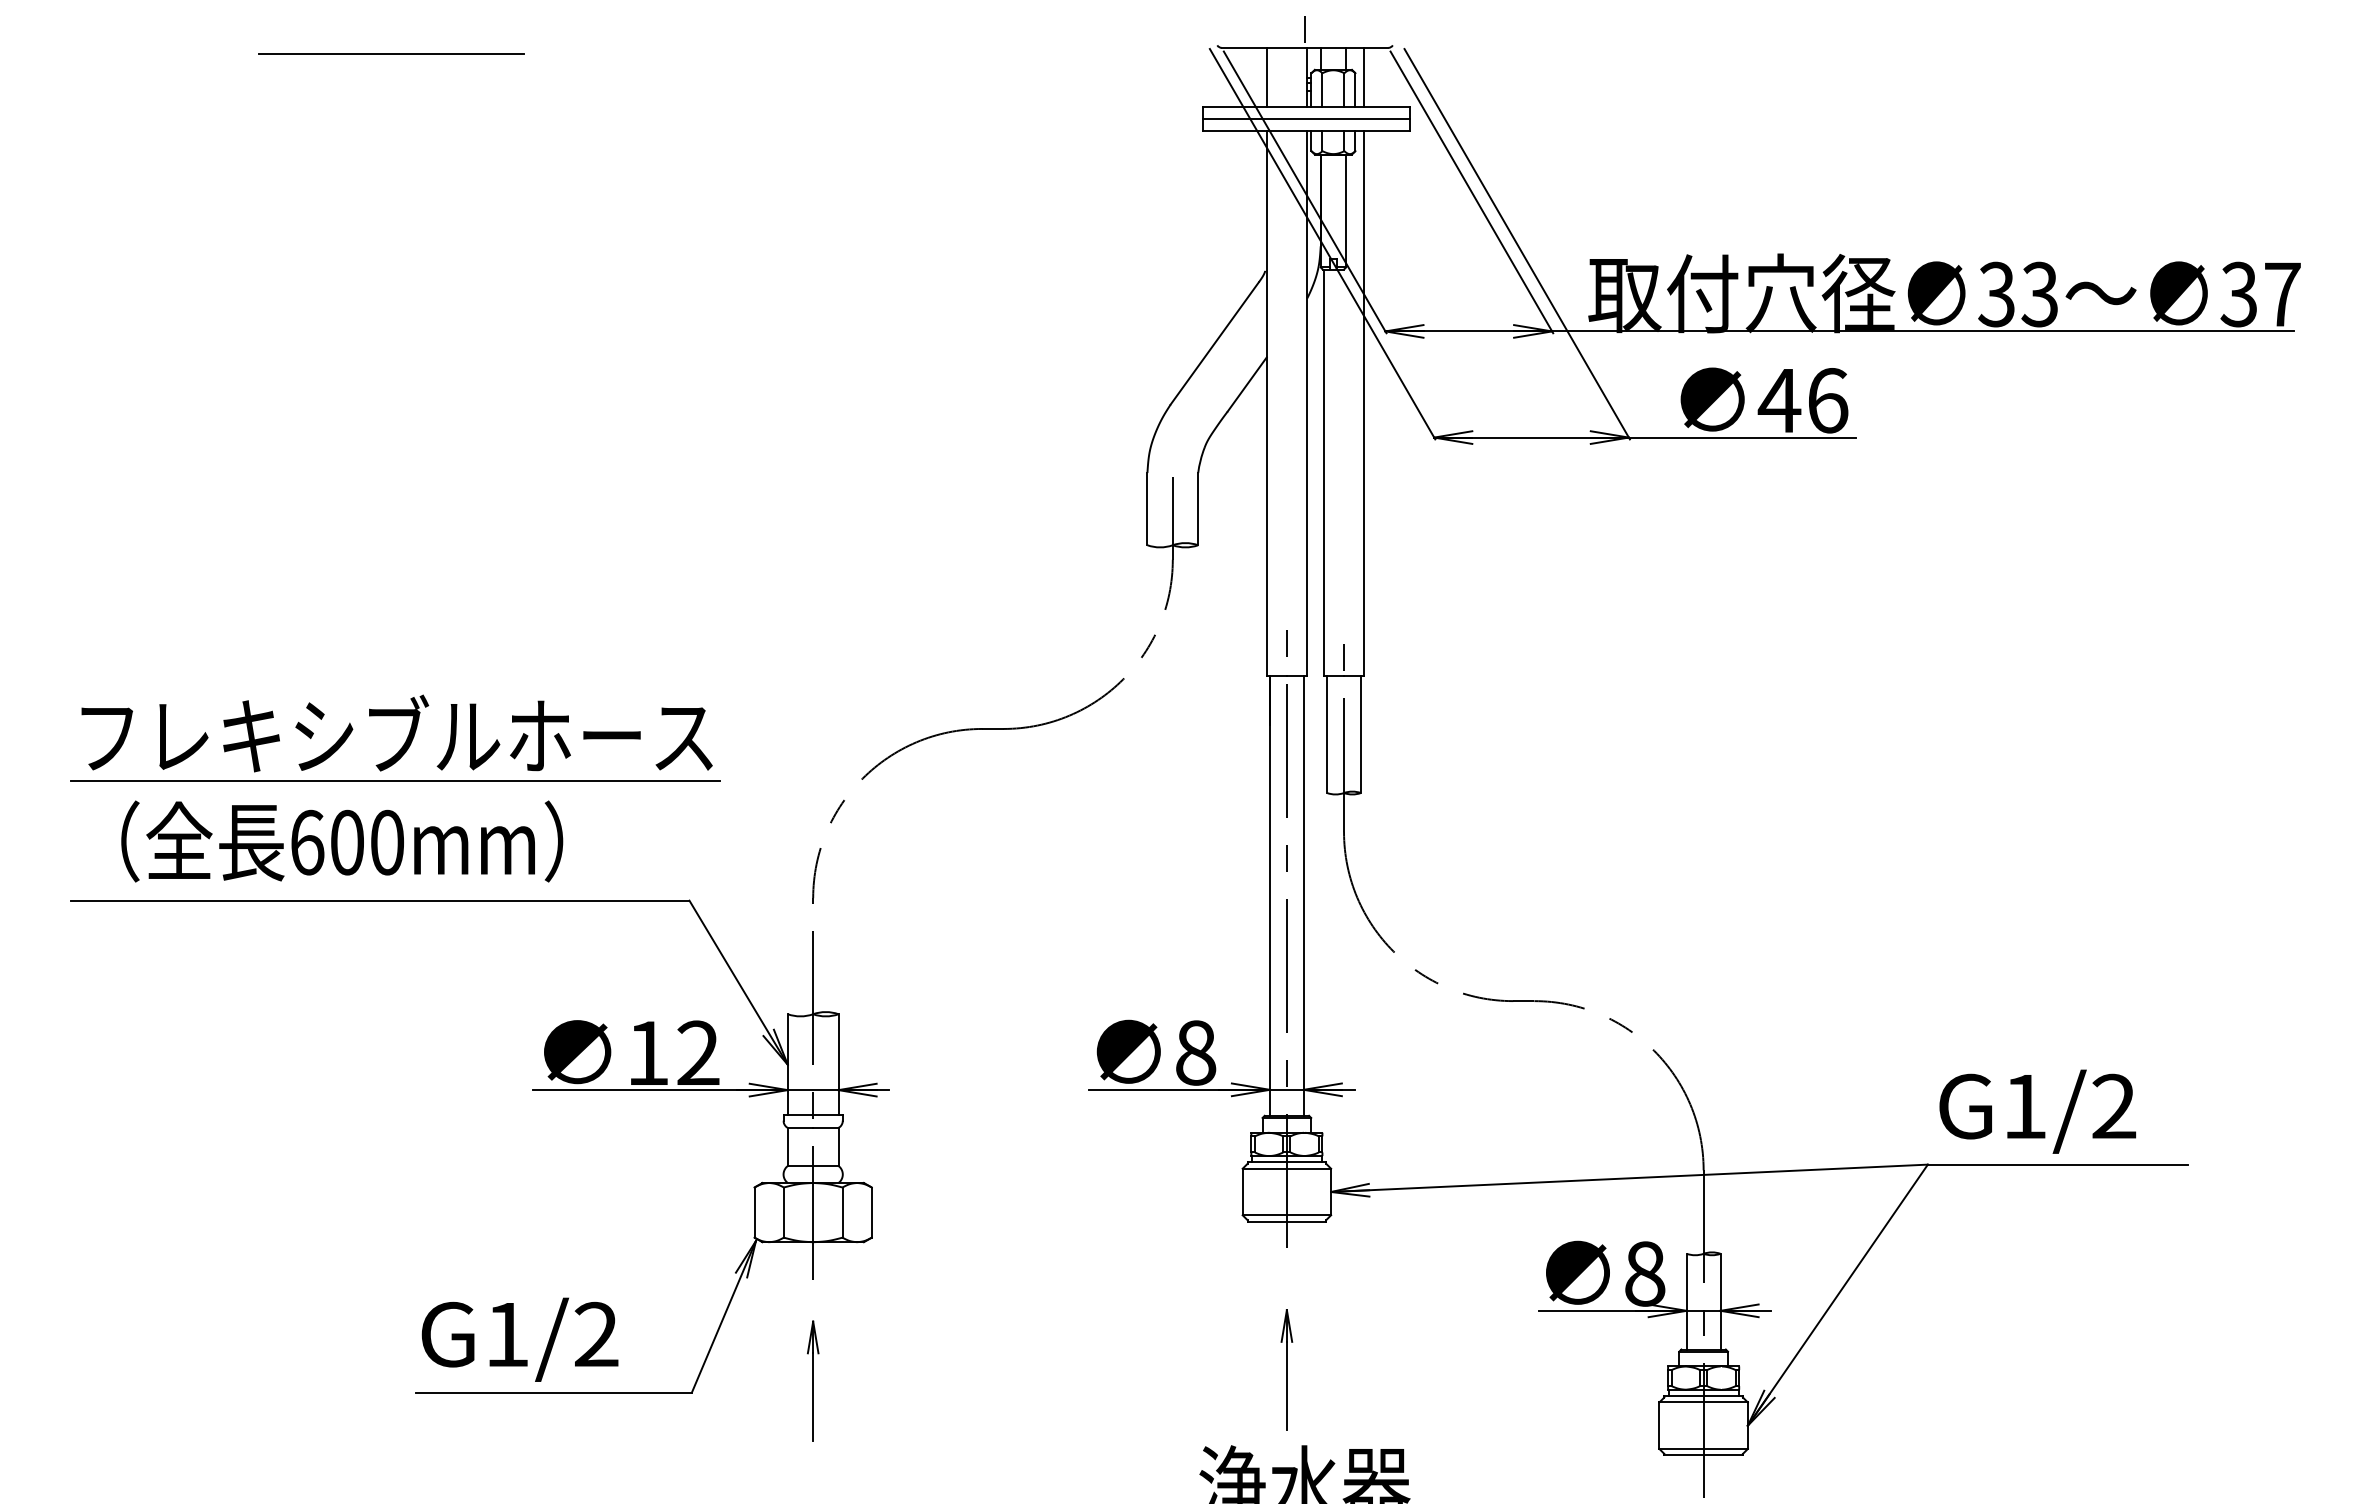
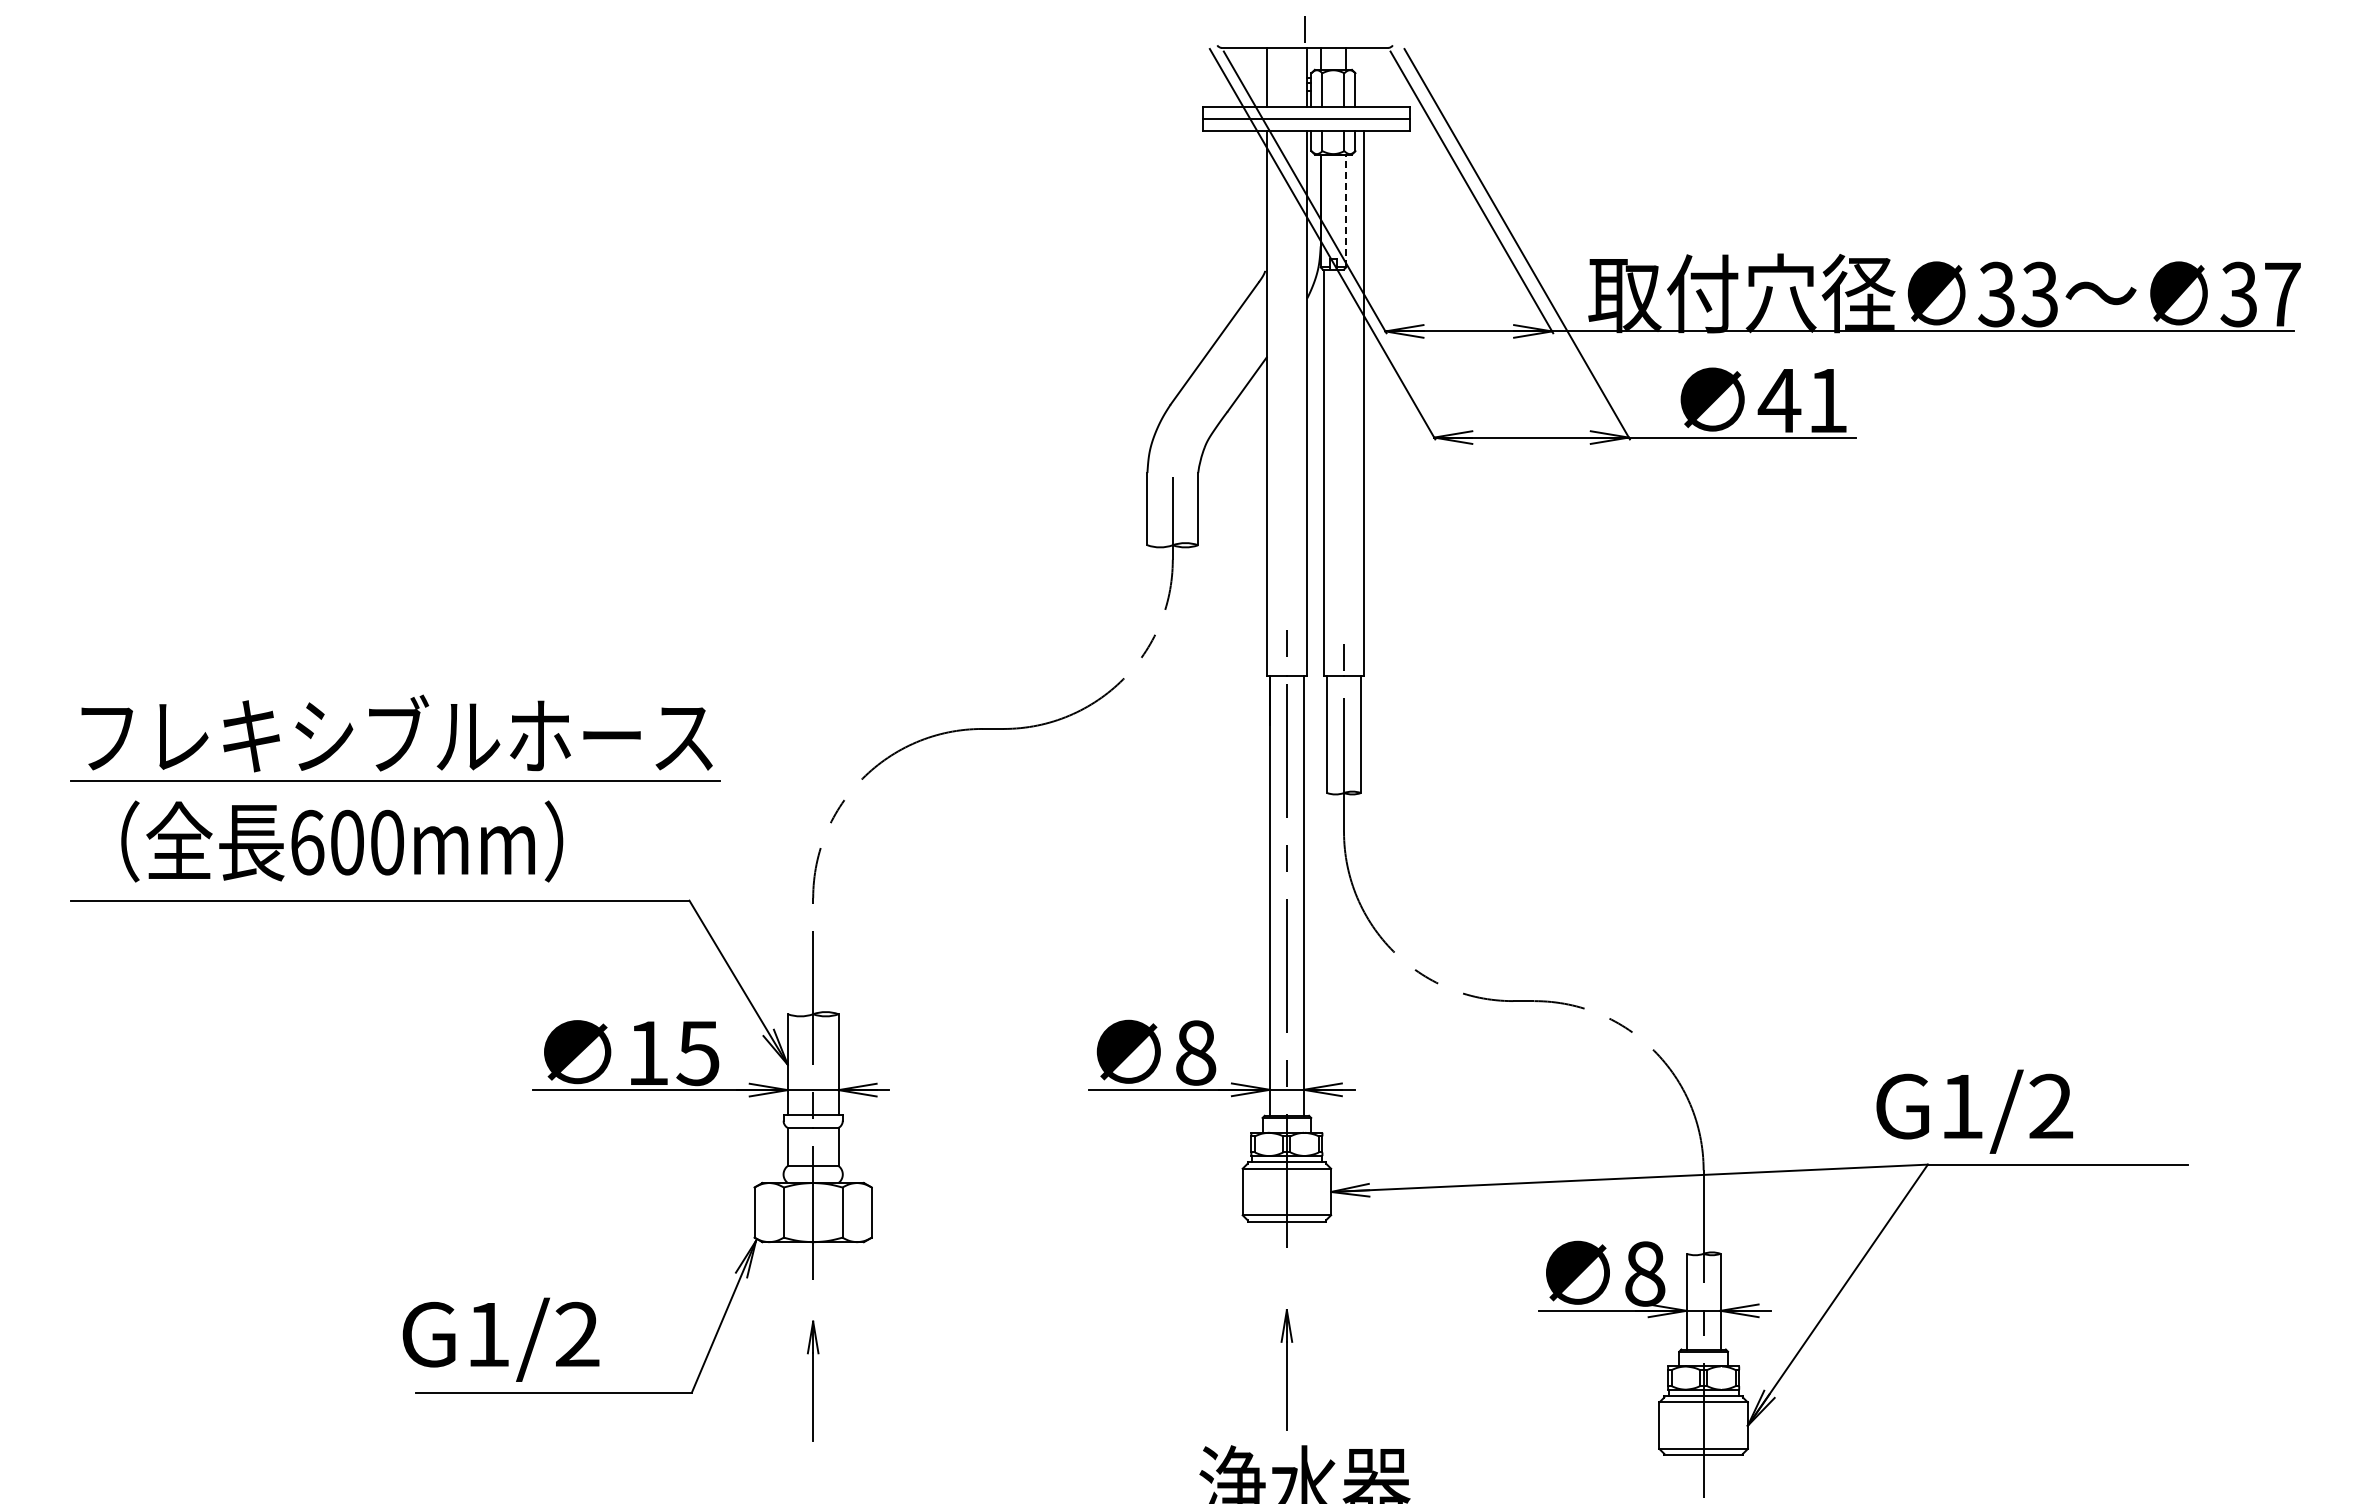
line: present -> none (391, 53)
line: present -> none (1364, 77)
line: solid -> dashed (1346, 210)
text: 46 -> 41 (1828, 400)
text: 12 -> 15 (697, 1053)
text position: (2037, 1111) -> (1974, 1111) (1974, 1111)
text position: (519, 1339) -> (500, 1339) (500, 1339)
